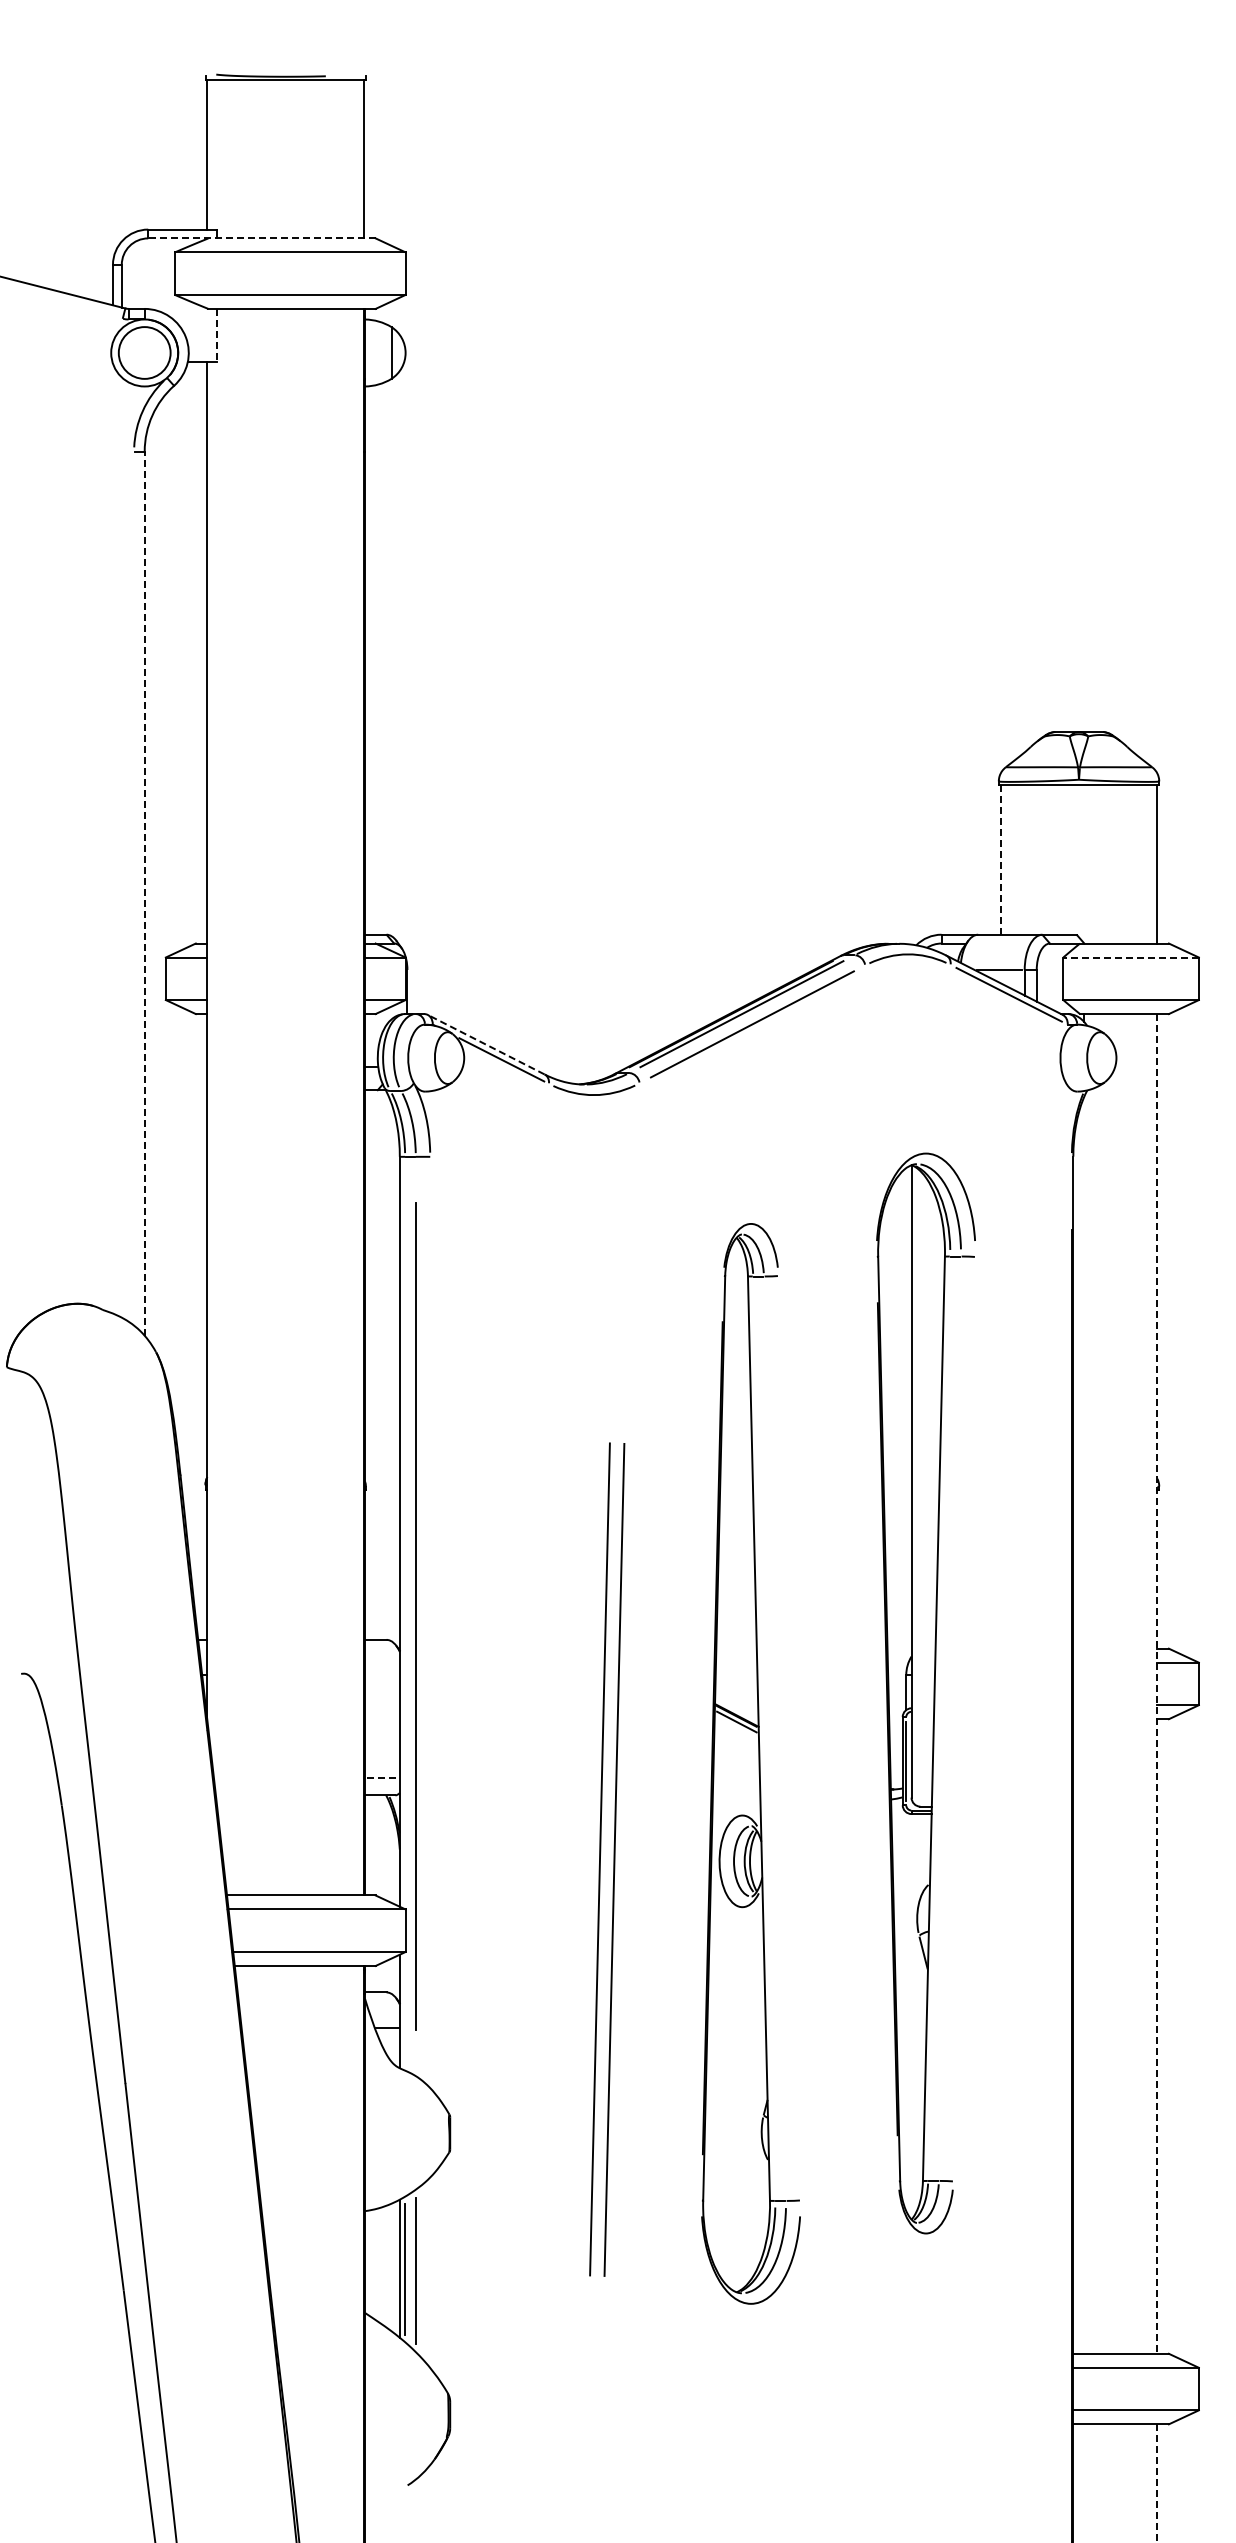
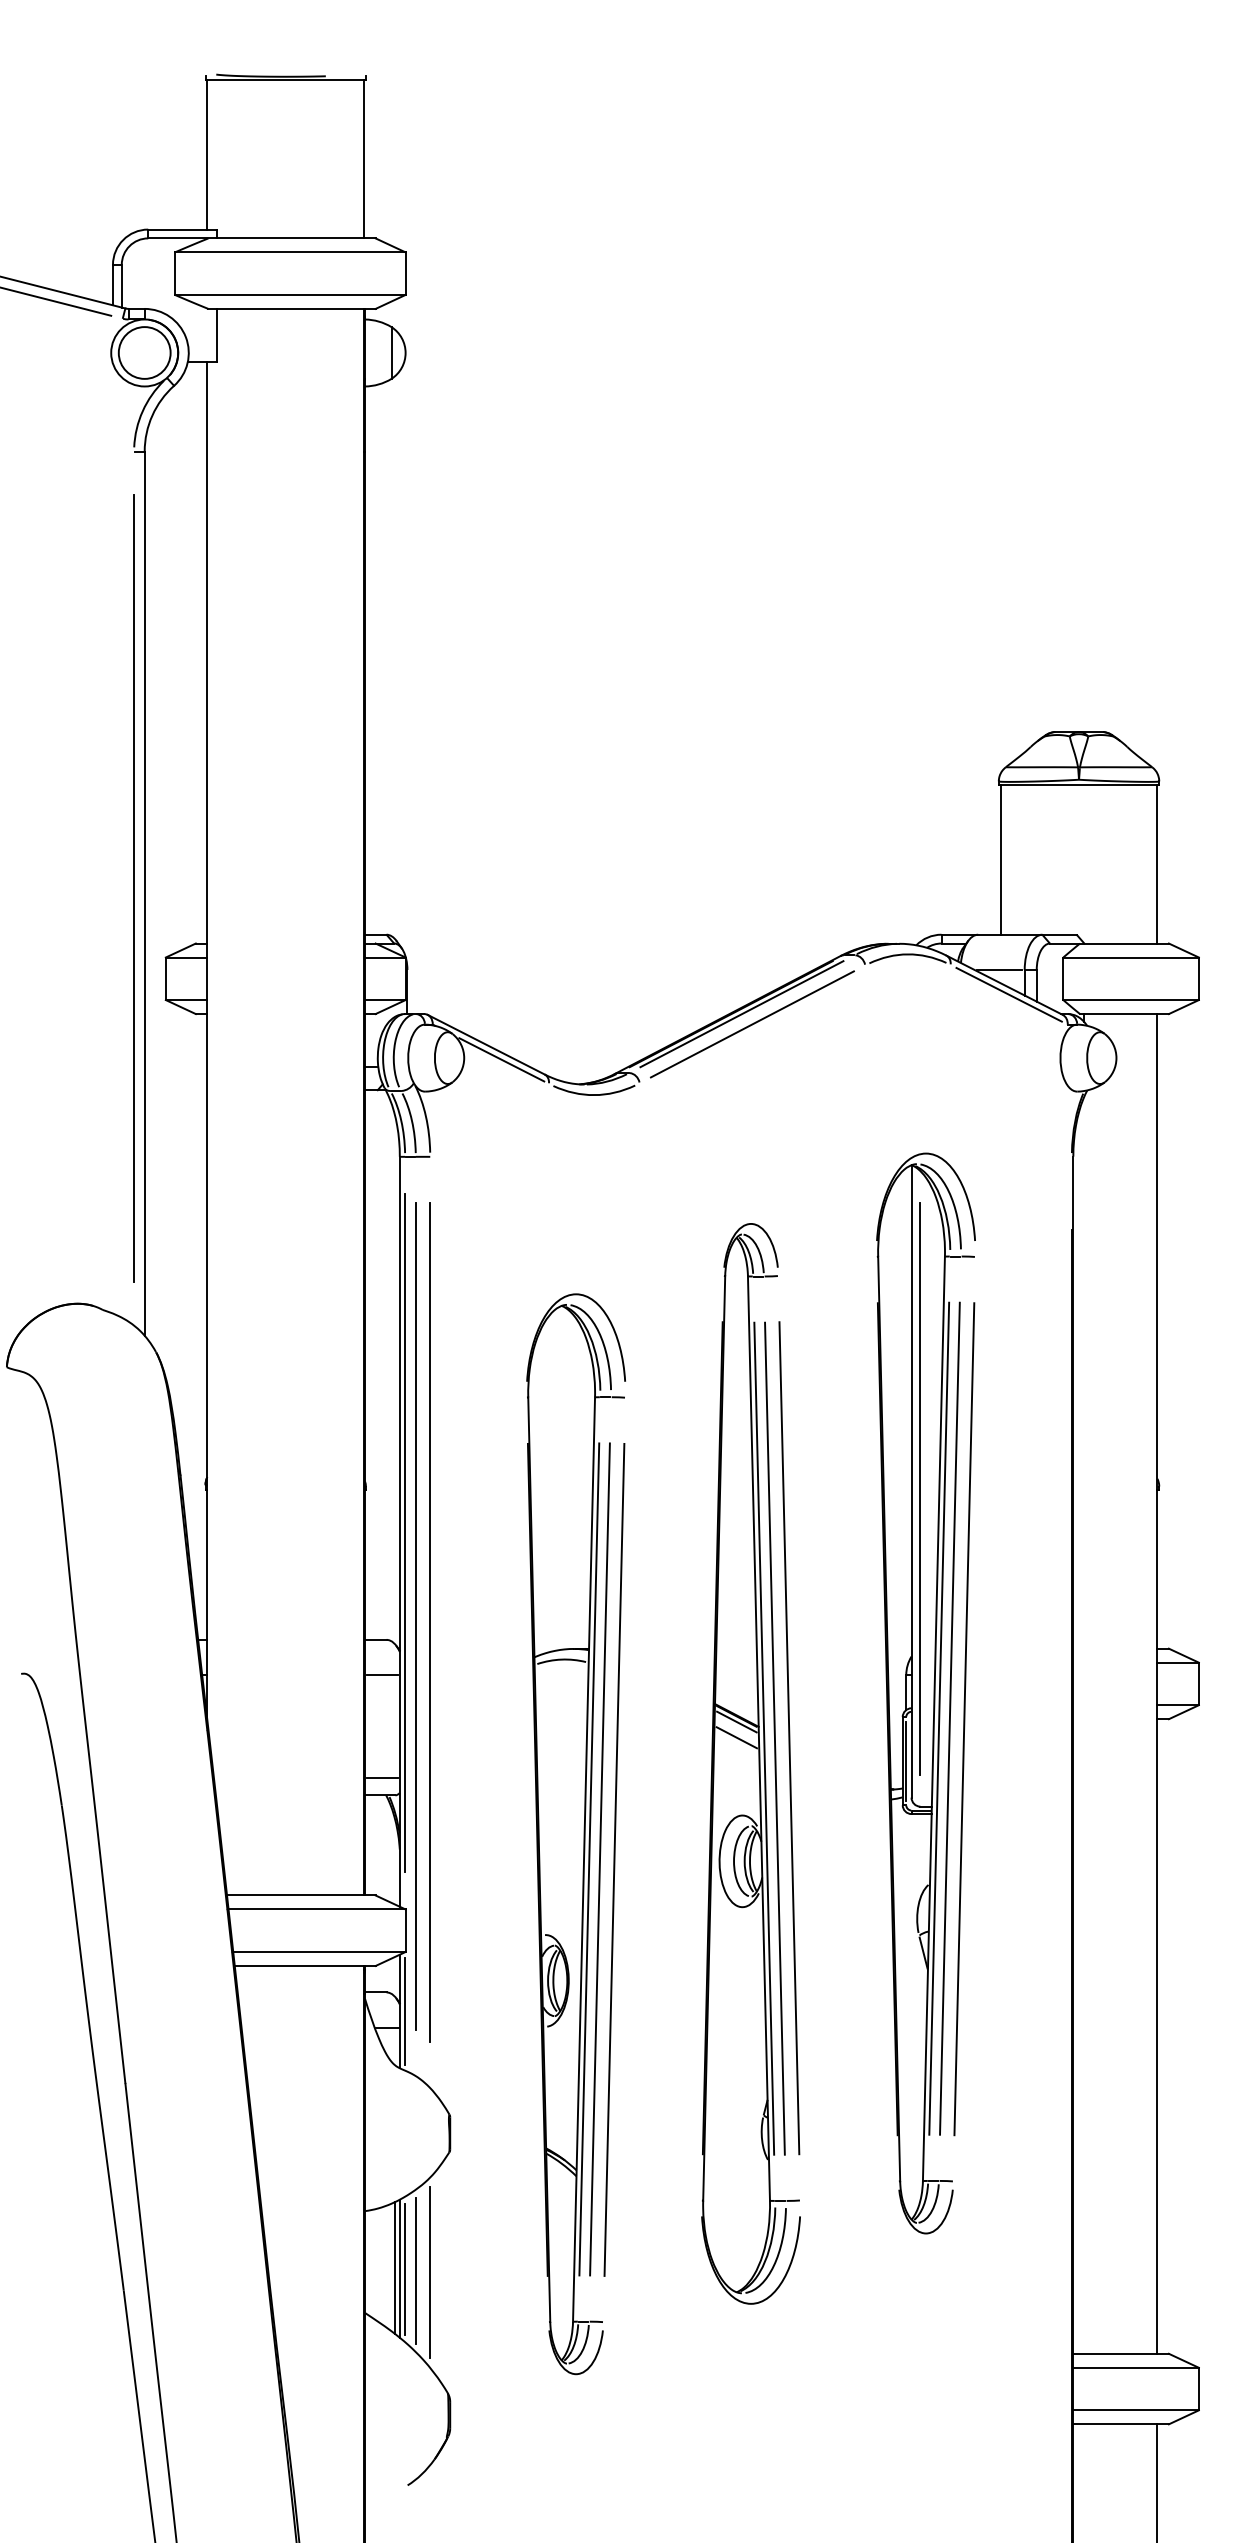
line: dashed -> solid (261, 238)
line: none -> present (56, 301)
line: dashed -> solid (216, 335)
line: dashed -> solid (1000, 859)
line: none -> present (134, 888)
line: dashed -> solid (144, 893)
line: dashed -> solid (1131, 957)
line: dashed -> solid (486, 1044)
line: none -> present (920, 1488)
line: none -> present (405, 1532)
line: none -> present (429, 1622)
line: none -> present (382, 1675)
line: dashed -> solid (1157, 1683)
line: none -> present (939, 1718)
line: none -> present (949, 1718)
line: none -> present (964, 1719)
line: none -> present (736, 1737)
line: none -> present (764, 1738)
line: none -> present (774, 1738)
line: none -> present (789, 1738)
line: dashed -> solid (382, 1777)
part: none -> present (575, 1834)
line: none -> present (405, 2011)
line: none -> present (394, 2267)
line: none -> present (430, 2272)
line: dashed -> solid (1157, 2484)
